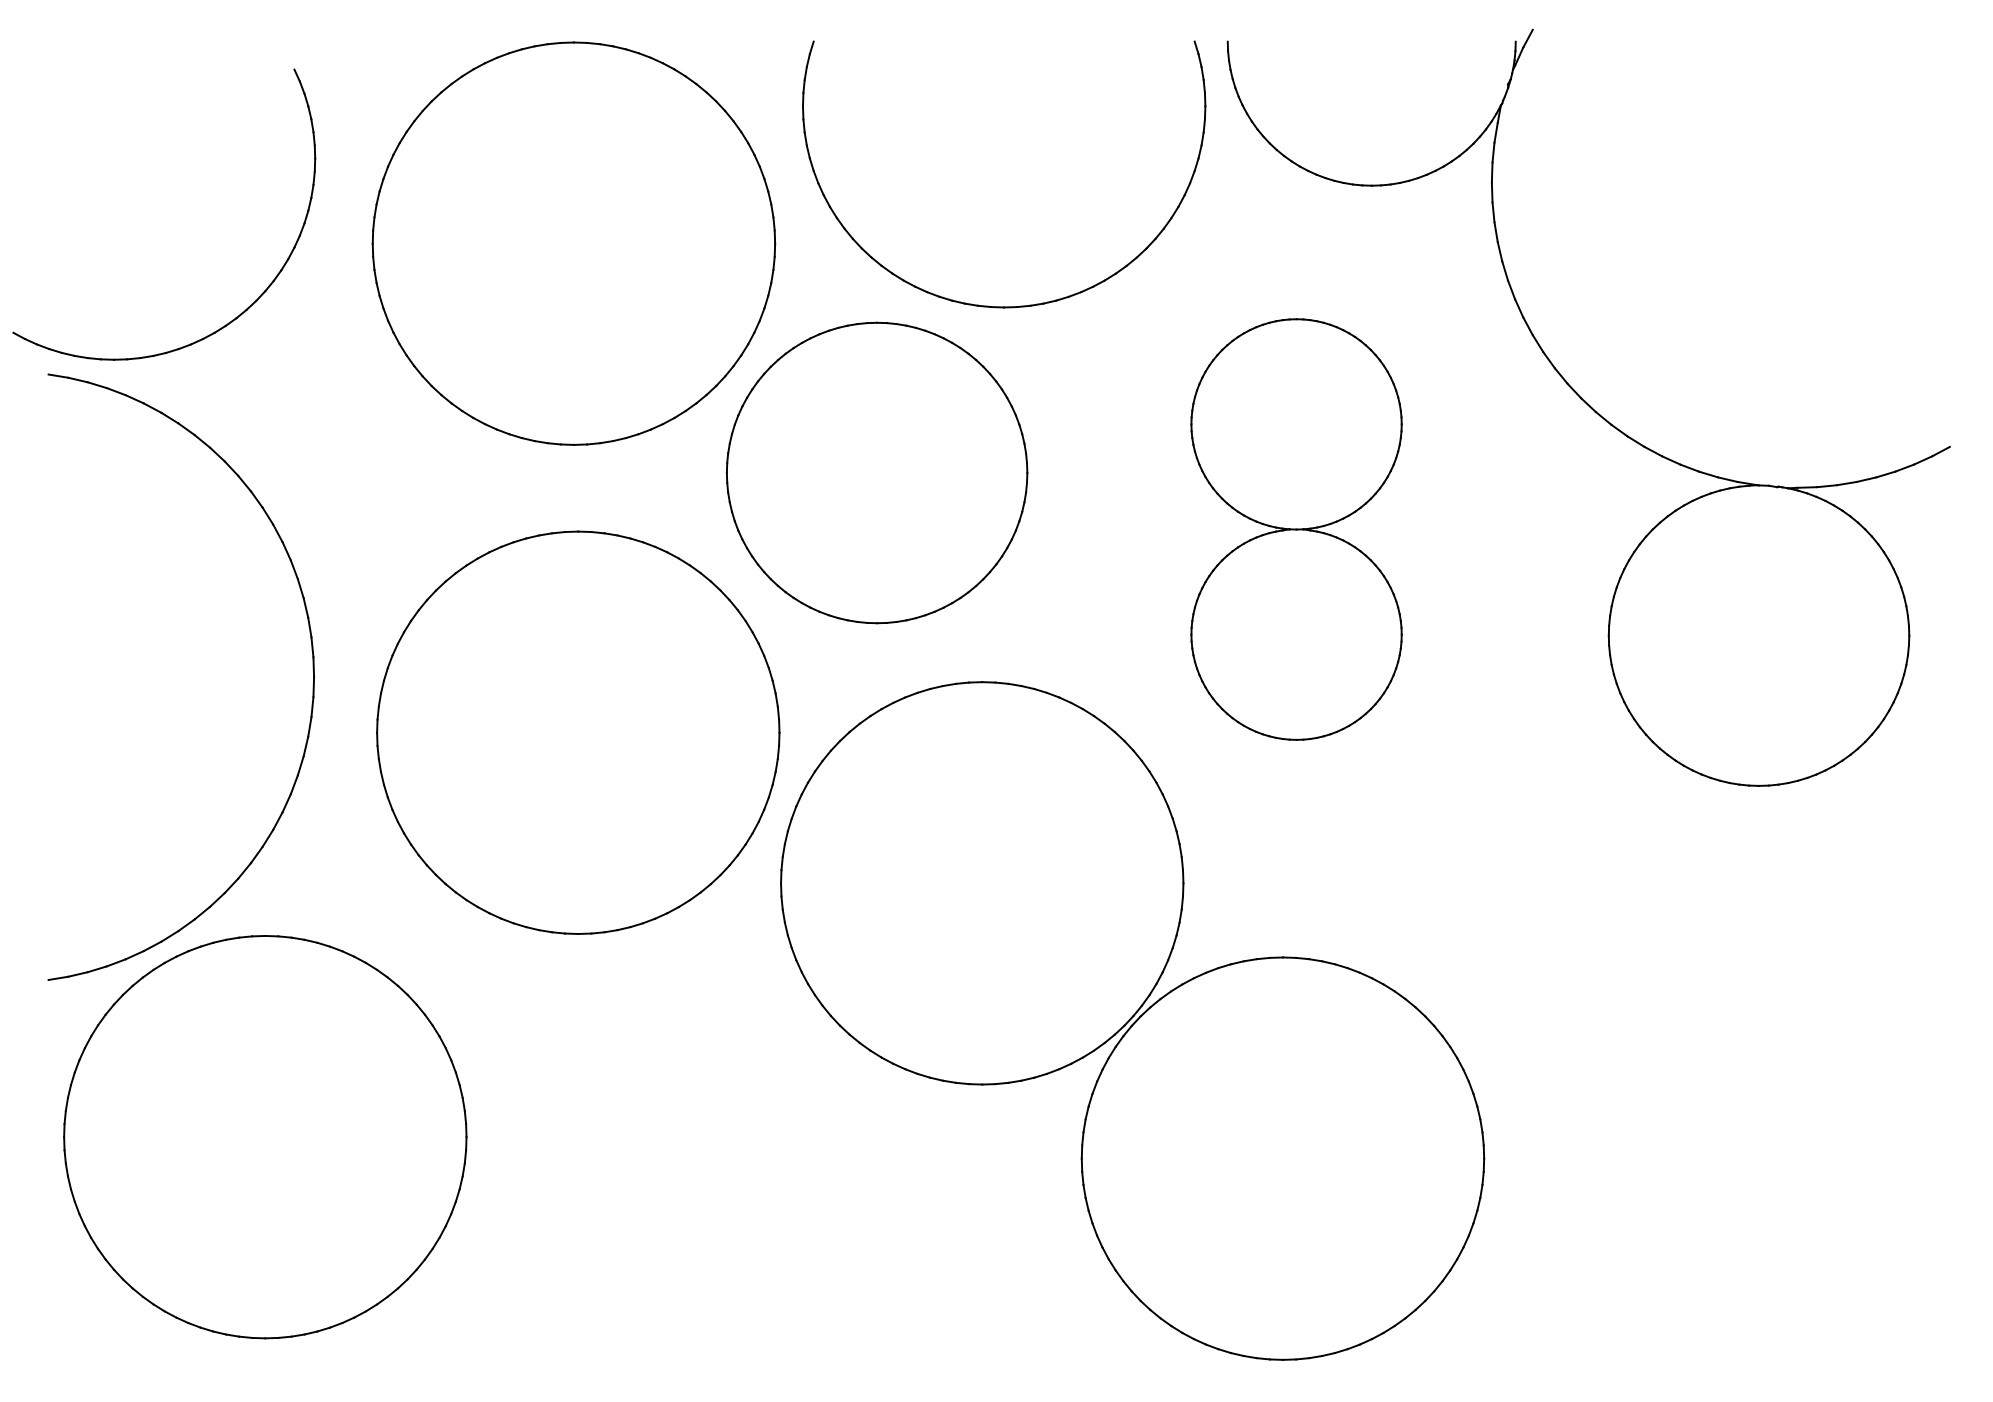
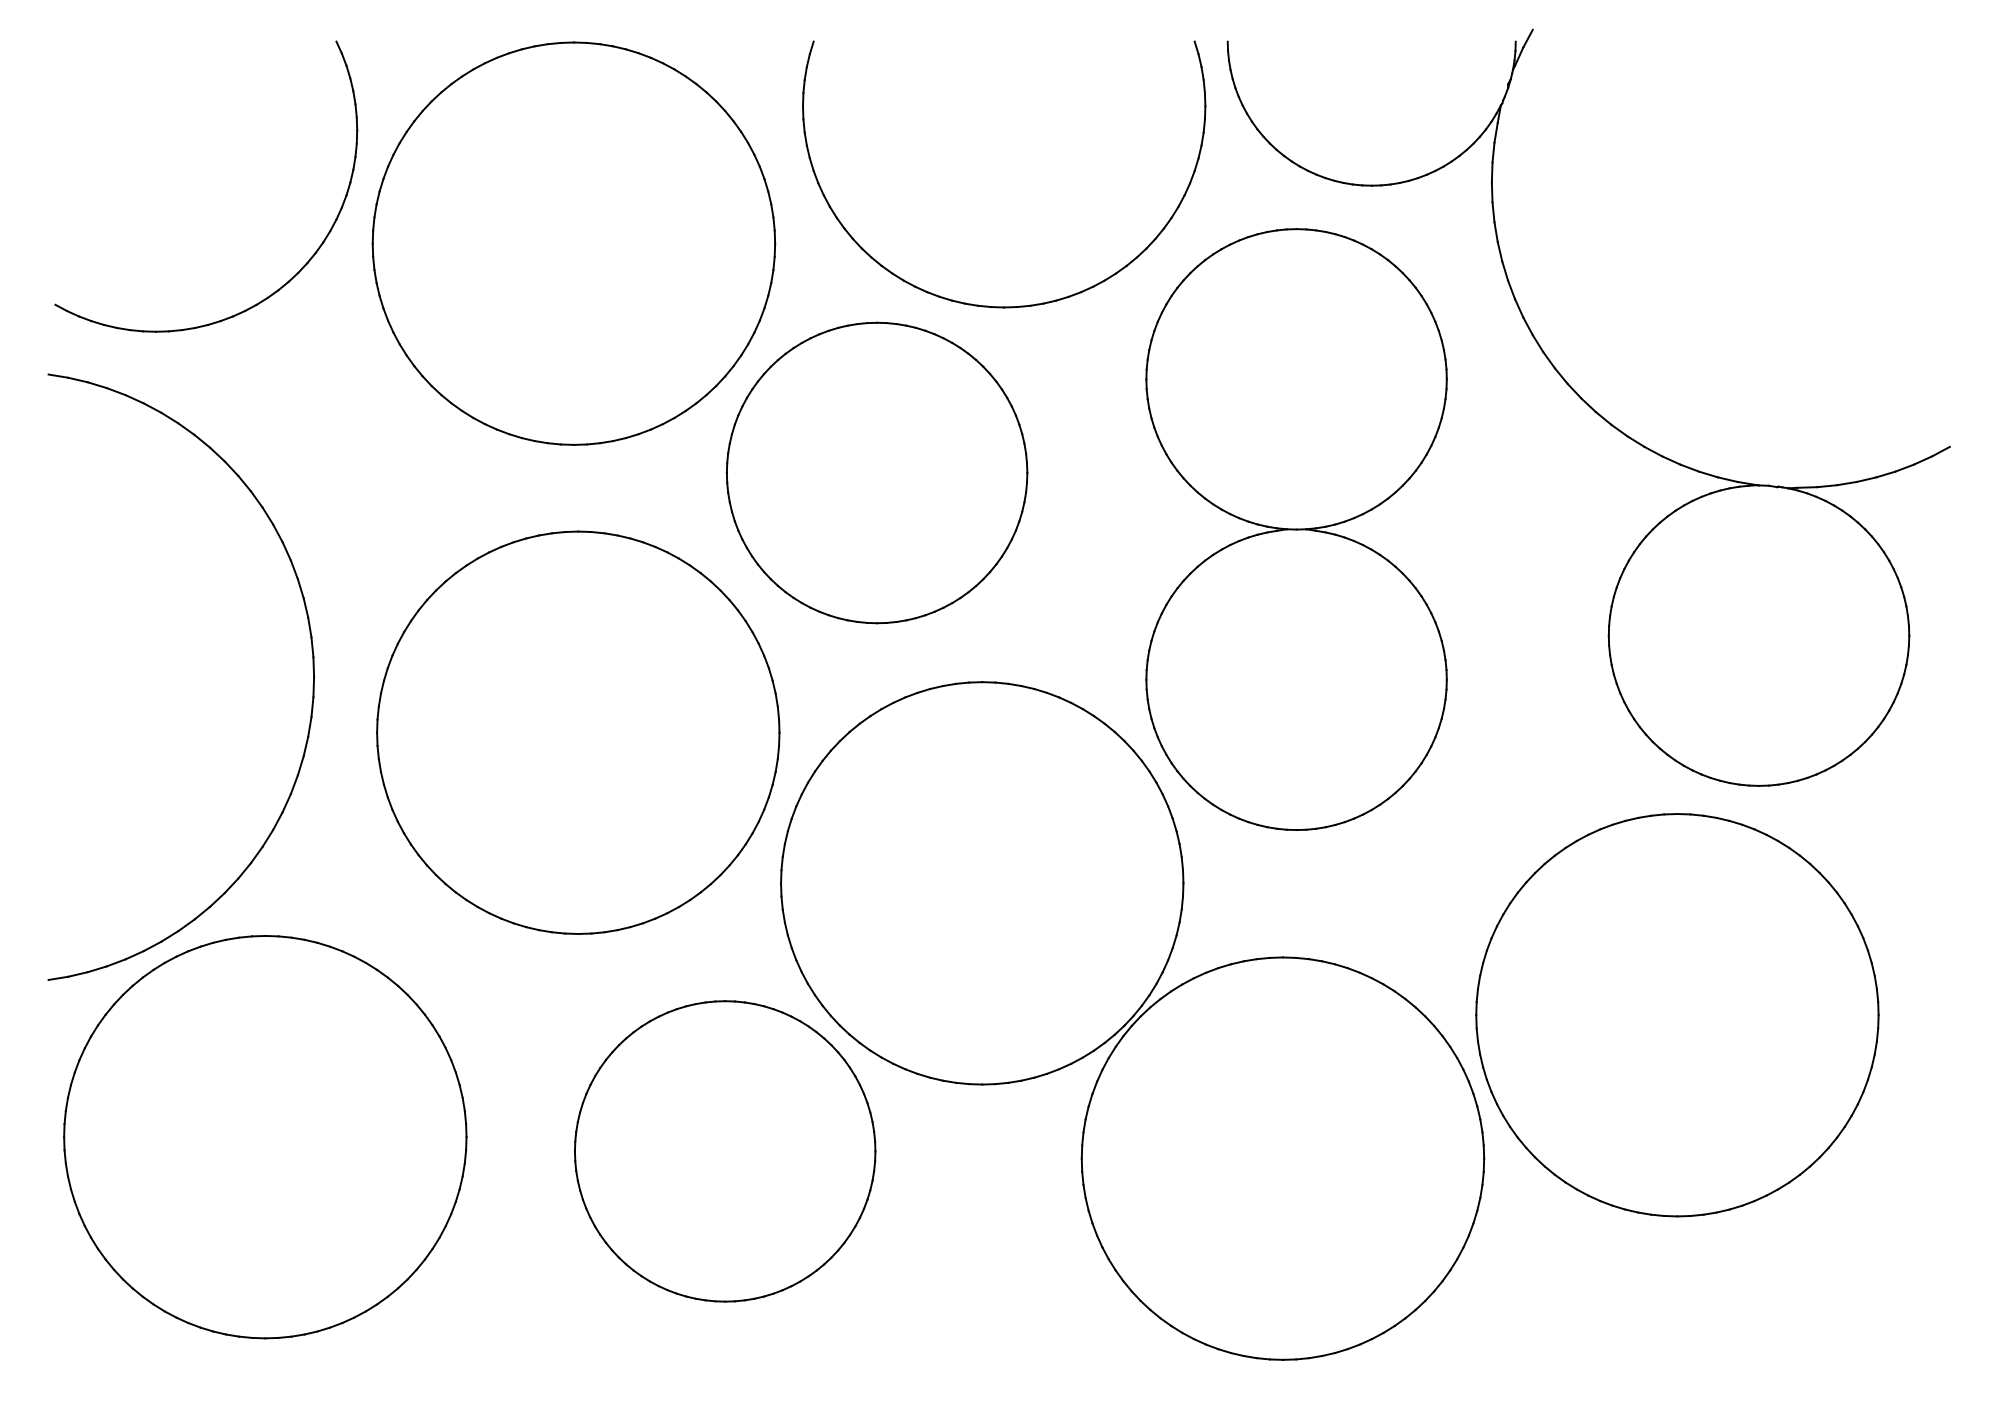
part position: (250, 304) -> (292, 276) (292, 276)
part size: 213x423 px -> 303x603 px (1296, 529)
part: none -> present (1677, 1015)
part: none -> present (725, 1151)
